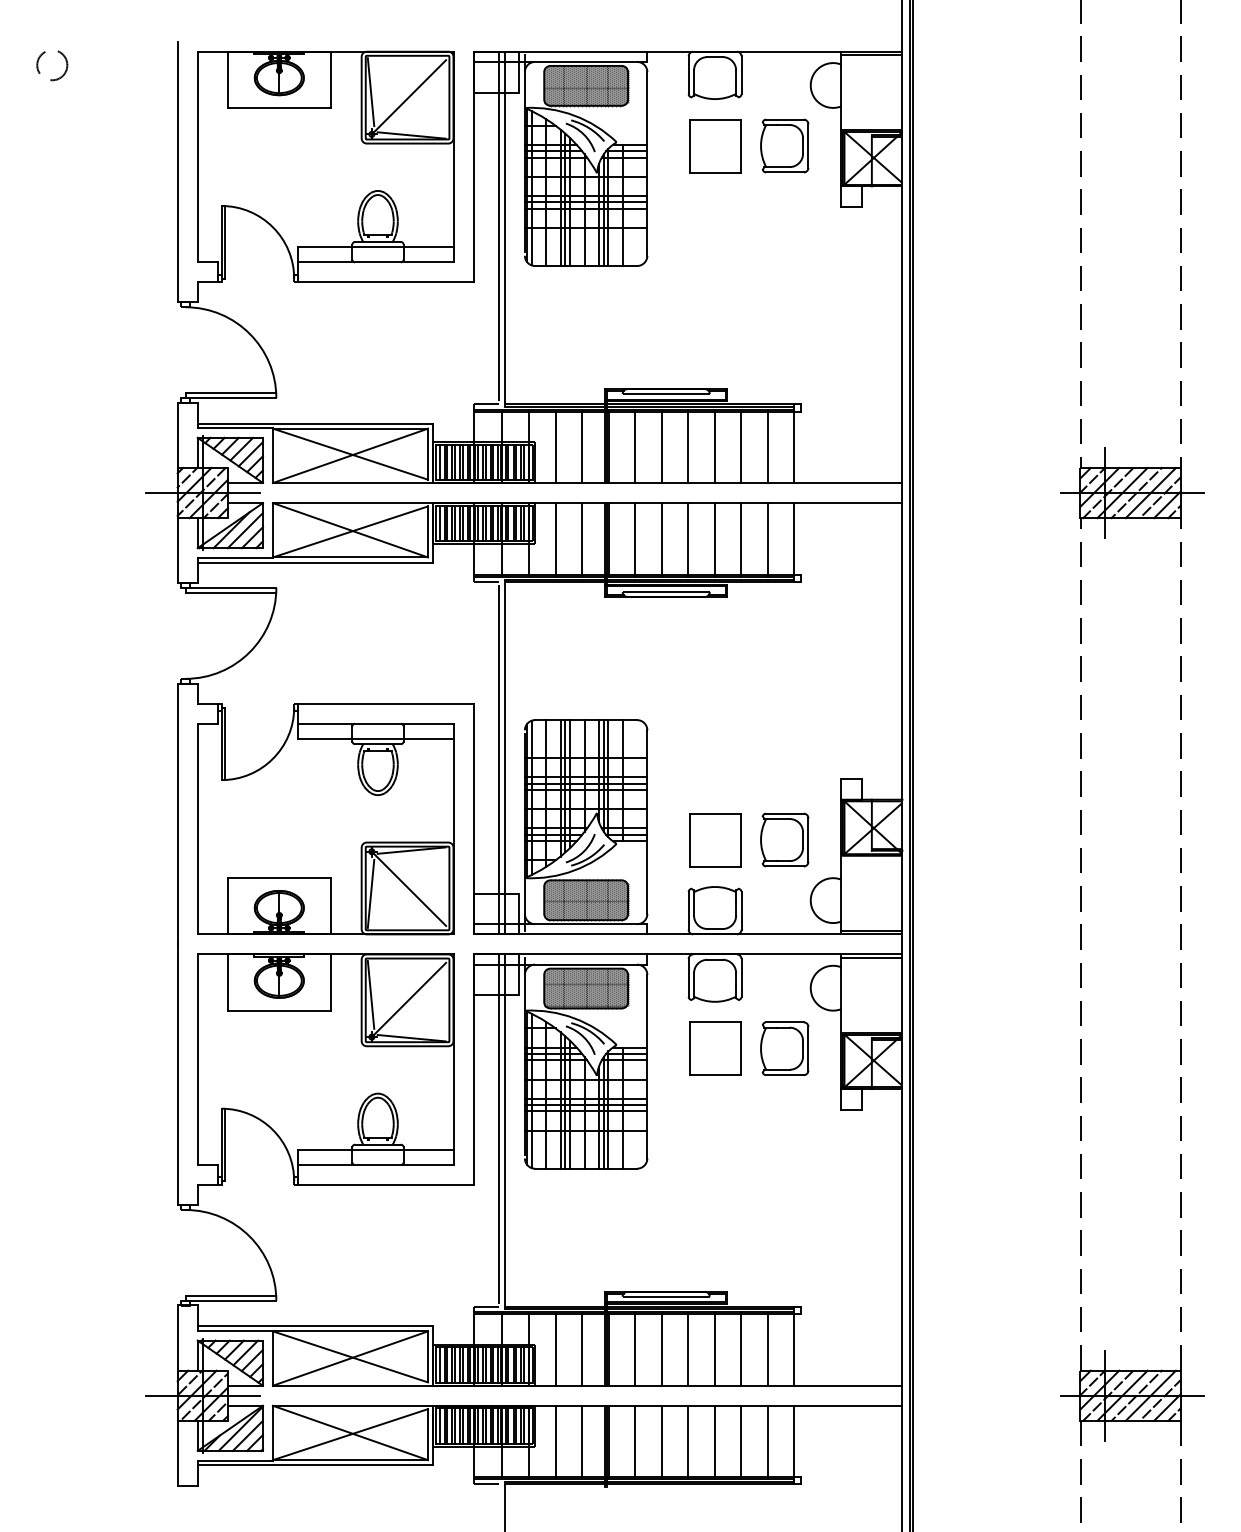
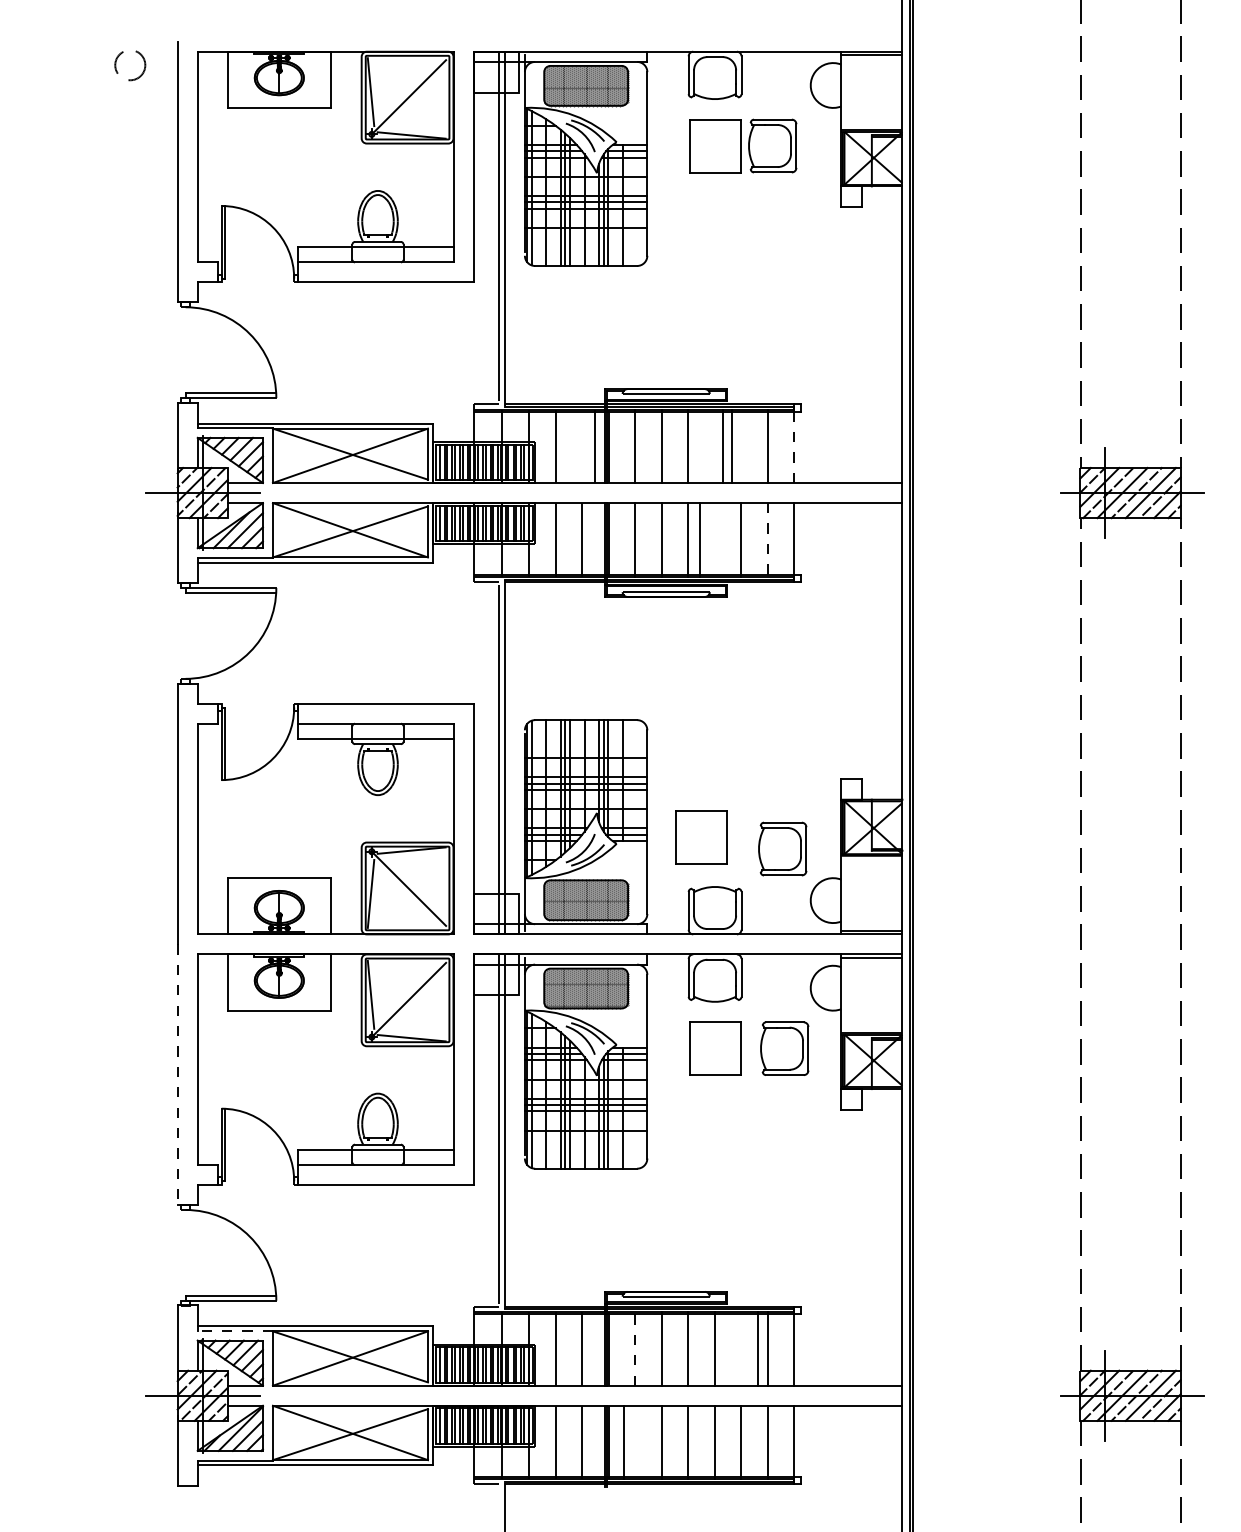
circle position: (52, 65) -> (130, 65) (130, 65)
part position: (784, 145) -> (772, 145) (772, 145)
line position: (582, 446) -> (595, 446) (595, 446)
line position: (714, 446) -> (731, 446) (731, 446)
line position: (741, 446) -> (723, 446) (723, 446)
line: solid -> dashed (794, 446)
line position: (714, 539) -> (699, 539) (699, 539)
line: solid -> dashed (767, 539)
part position: (784, 839) -> (782, 848) (782, 848)
part position: (715, 840) -> (701, 837) (701, 837)
line: solid -> dashed (177, 1075)
line: solid -> dashed (235, 1330)
line position: (741, 1348) -> (758, 1348) (758, 1348)
line: solid -> dashed (635, 1349)
line position: (635, 1442) -> (624, 1442) (624, 1442)
